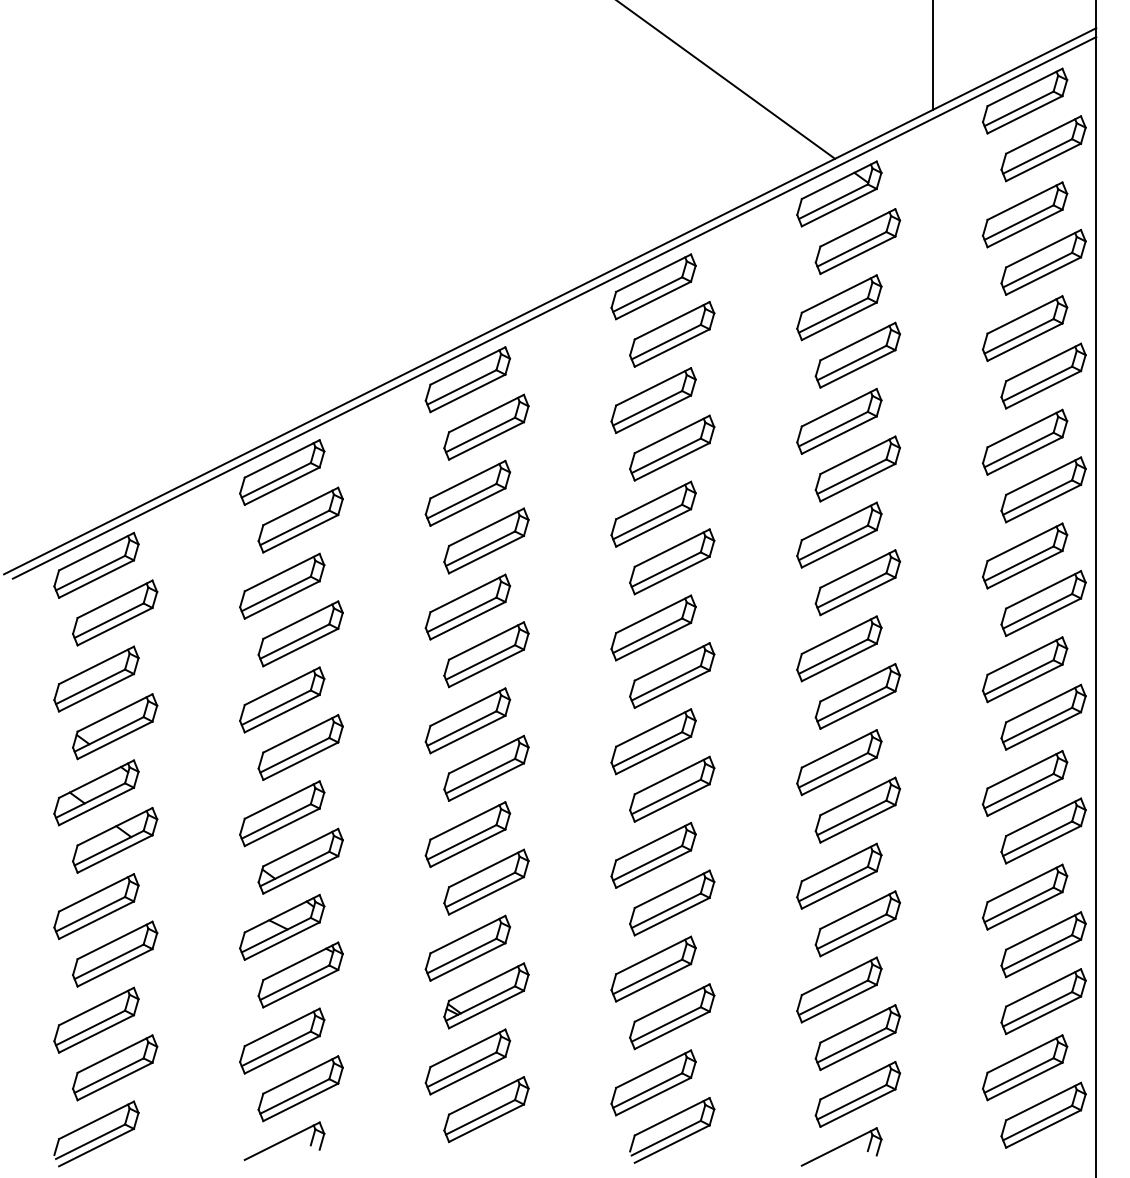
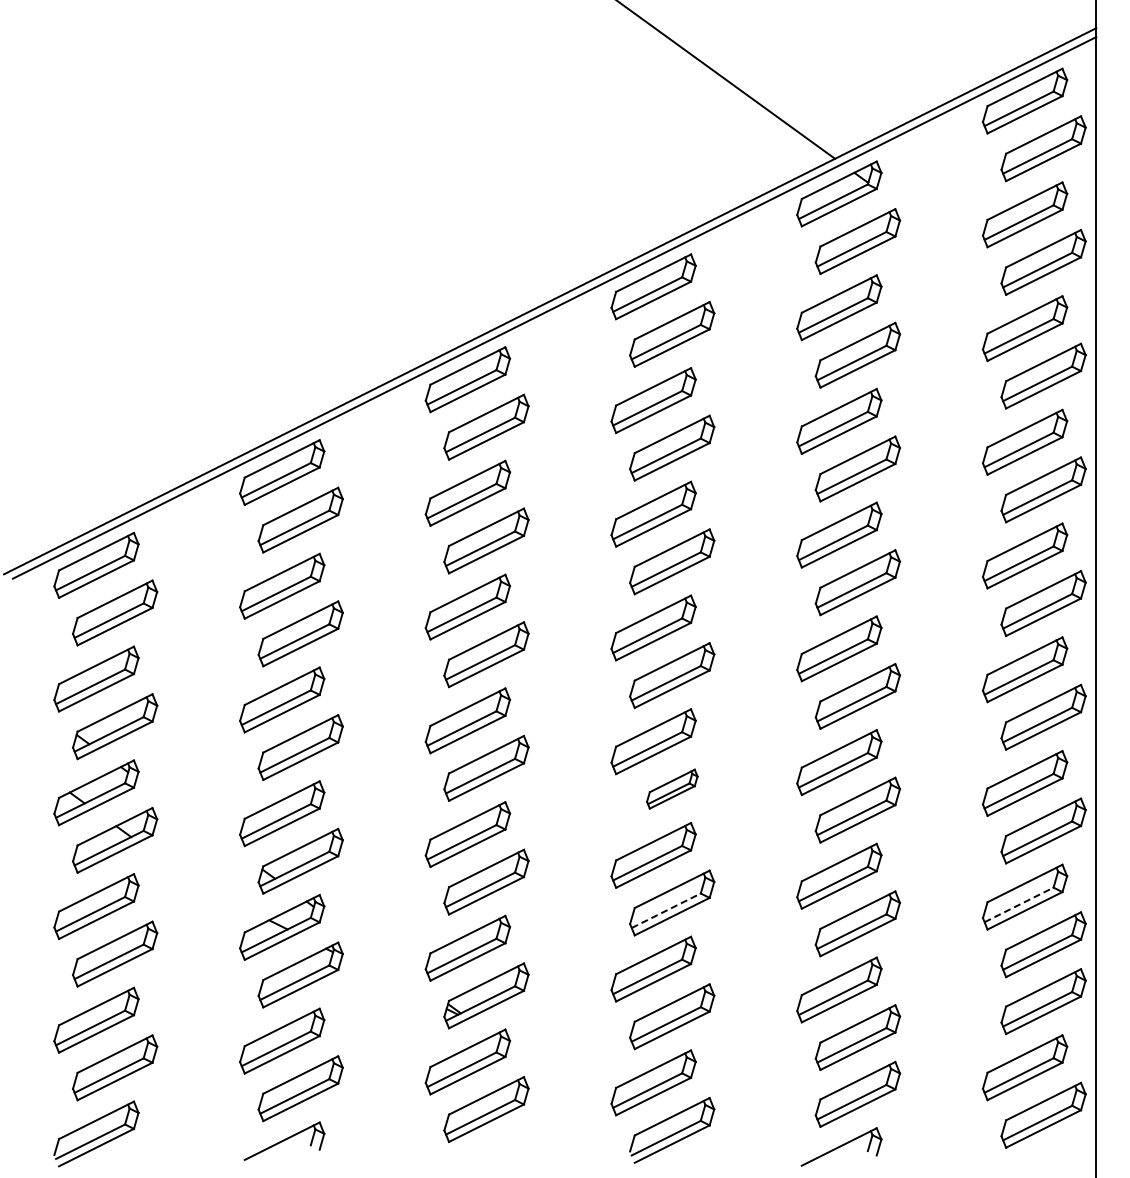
line: present -> none (932, 56)
part size: 87x68 px -> 53x42 px (672, 788)
line: solid -> dashed (1019, 904)
line: solid -> dashed (666, 910)
